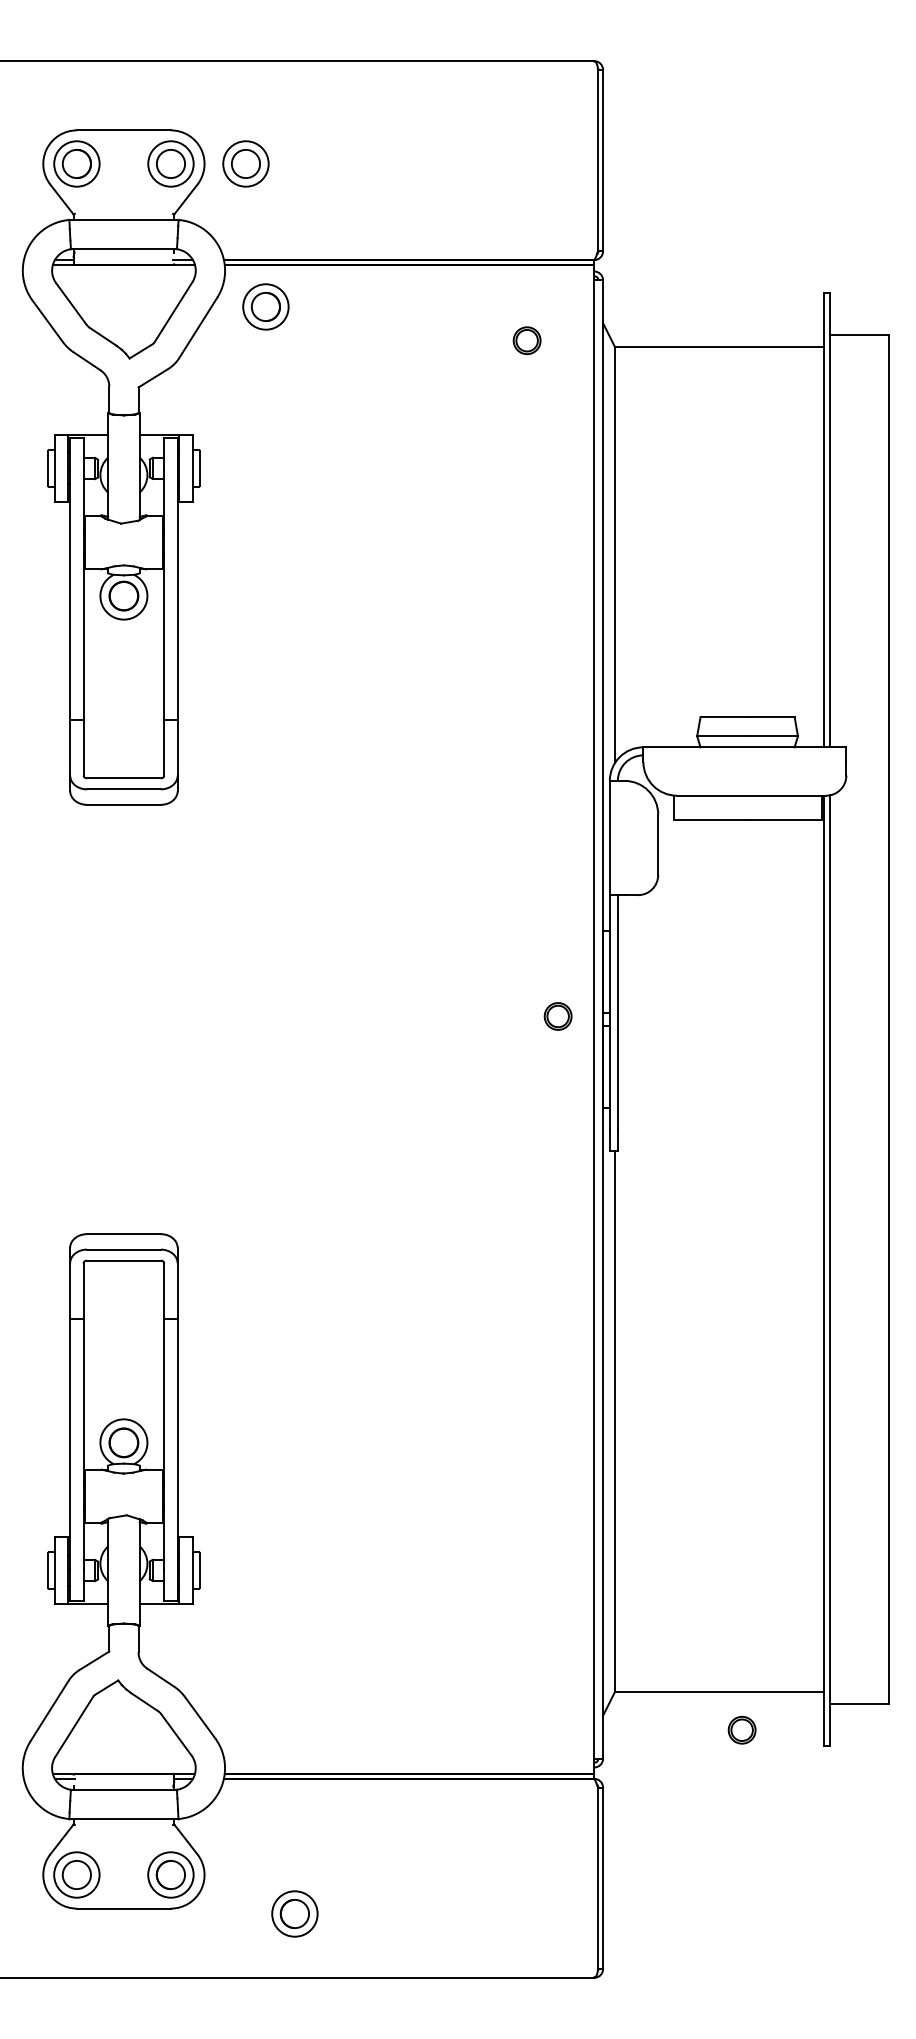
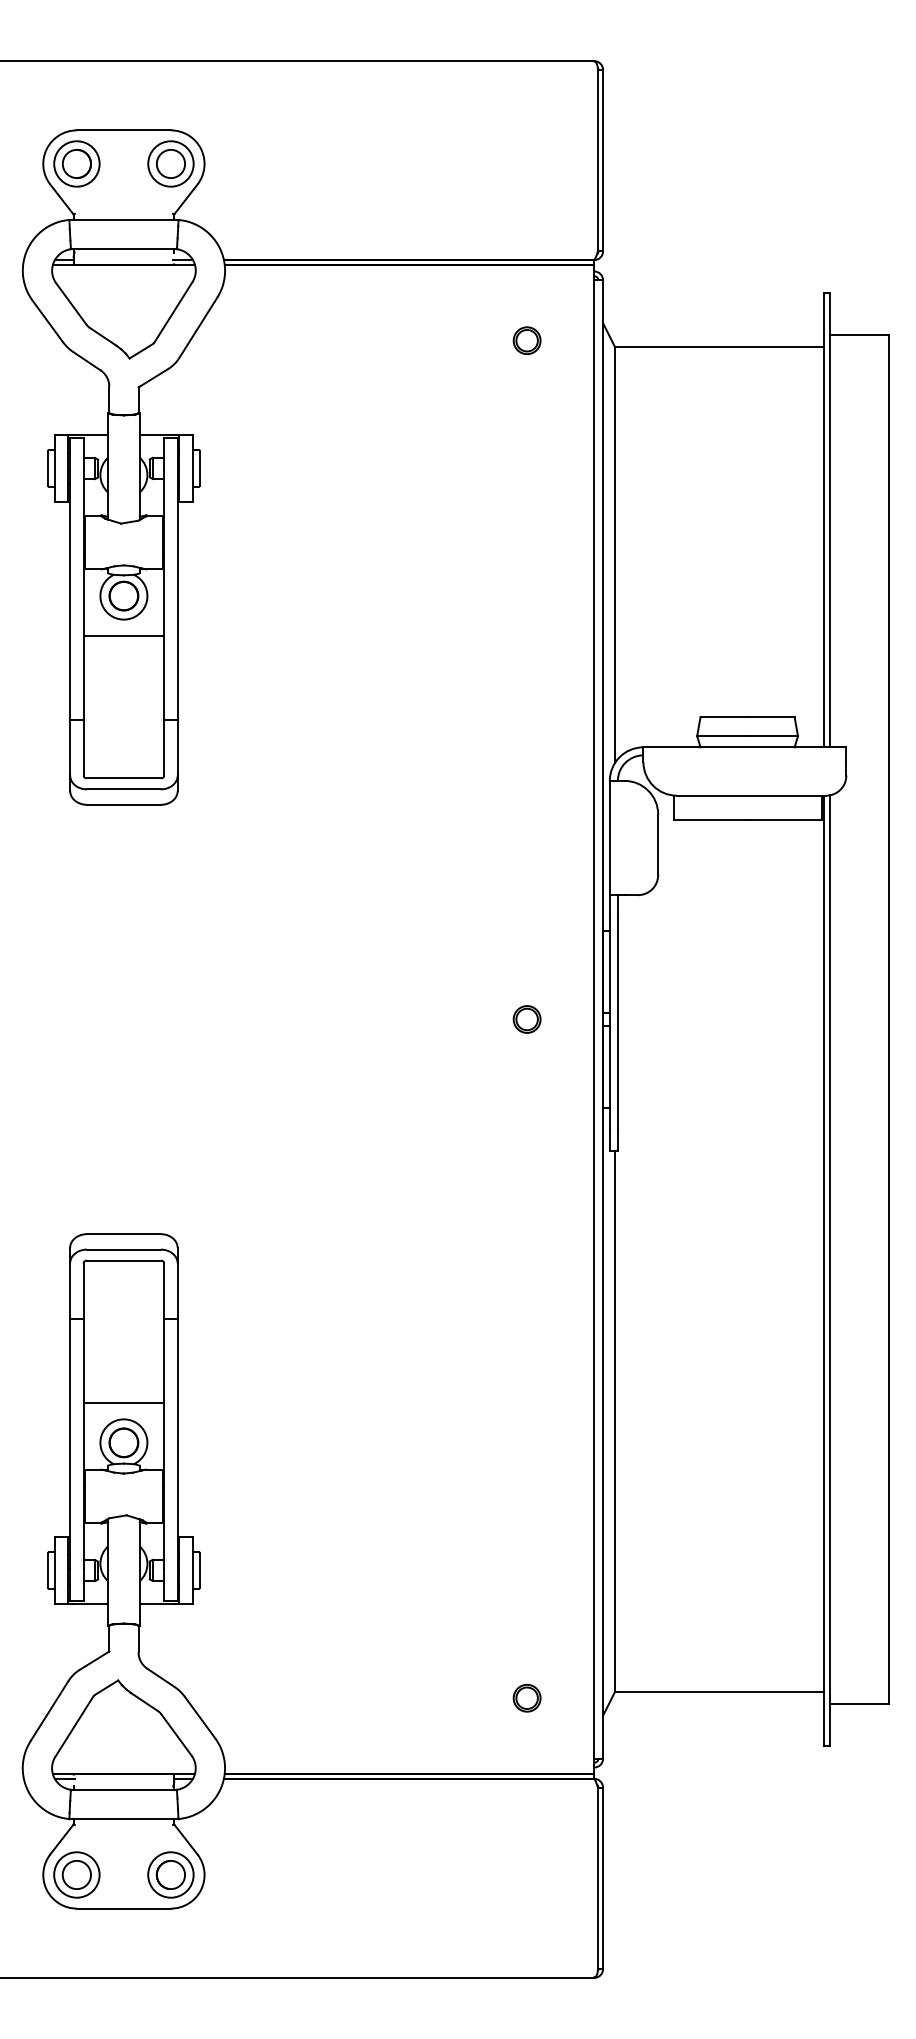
part: present -> none (245, 163)
part: present -> none (265, 306)
line: none -> present (123, 636)
part position: (557, 1016) -> (526, 1019) (526, 1019)
line: none -> present (123, 1402)
part position: (741, 1729) -> (526, 1697) (526, 1697)
part: present -> none (294, 1913)
